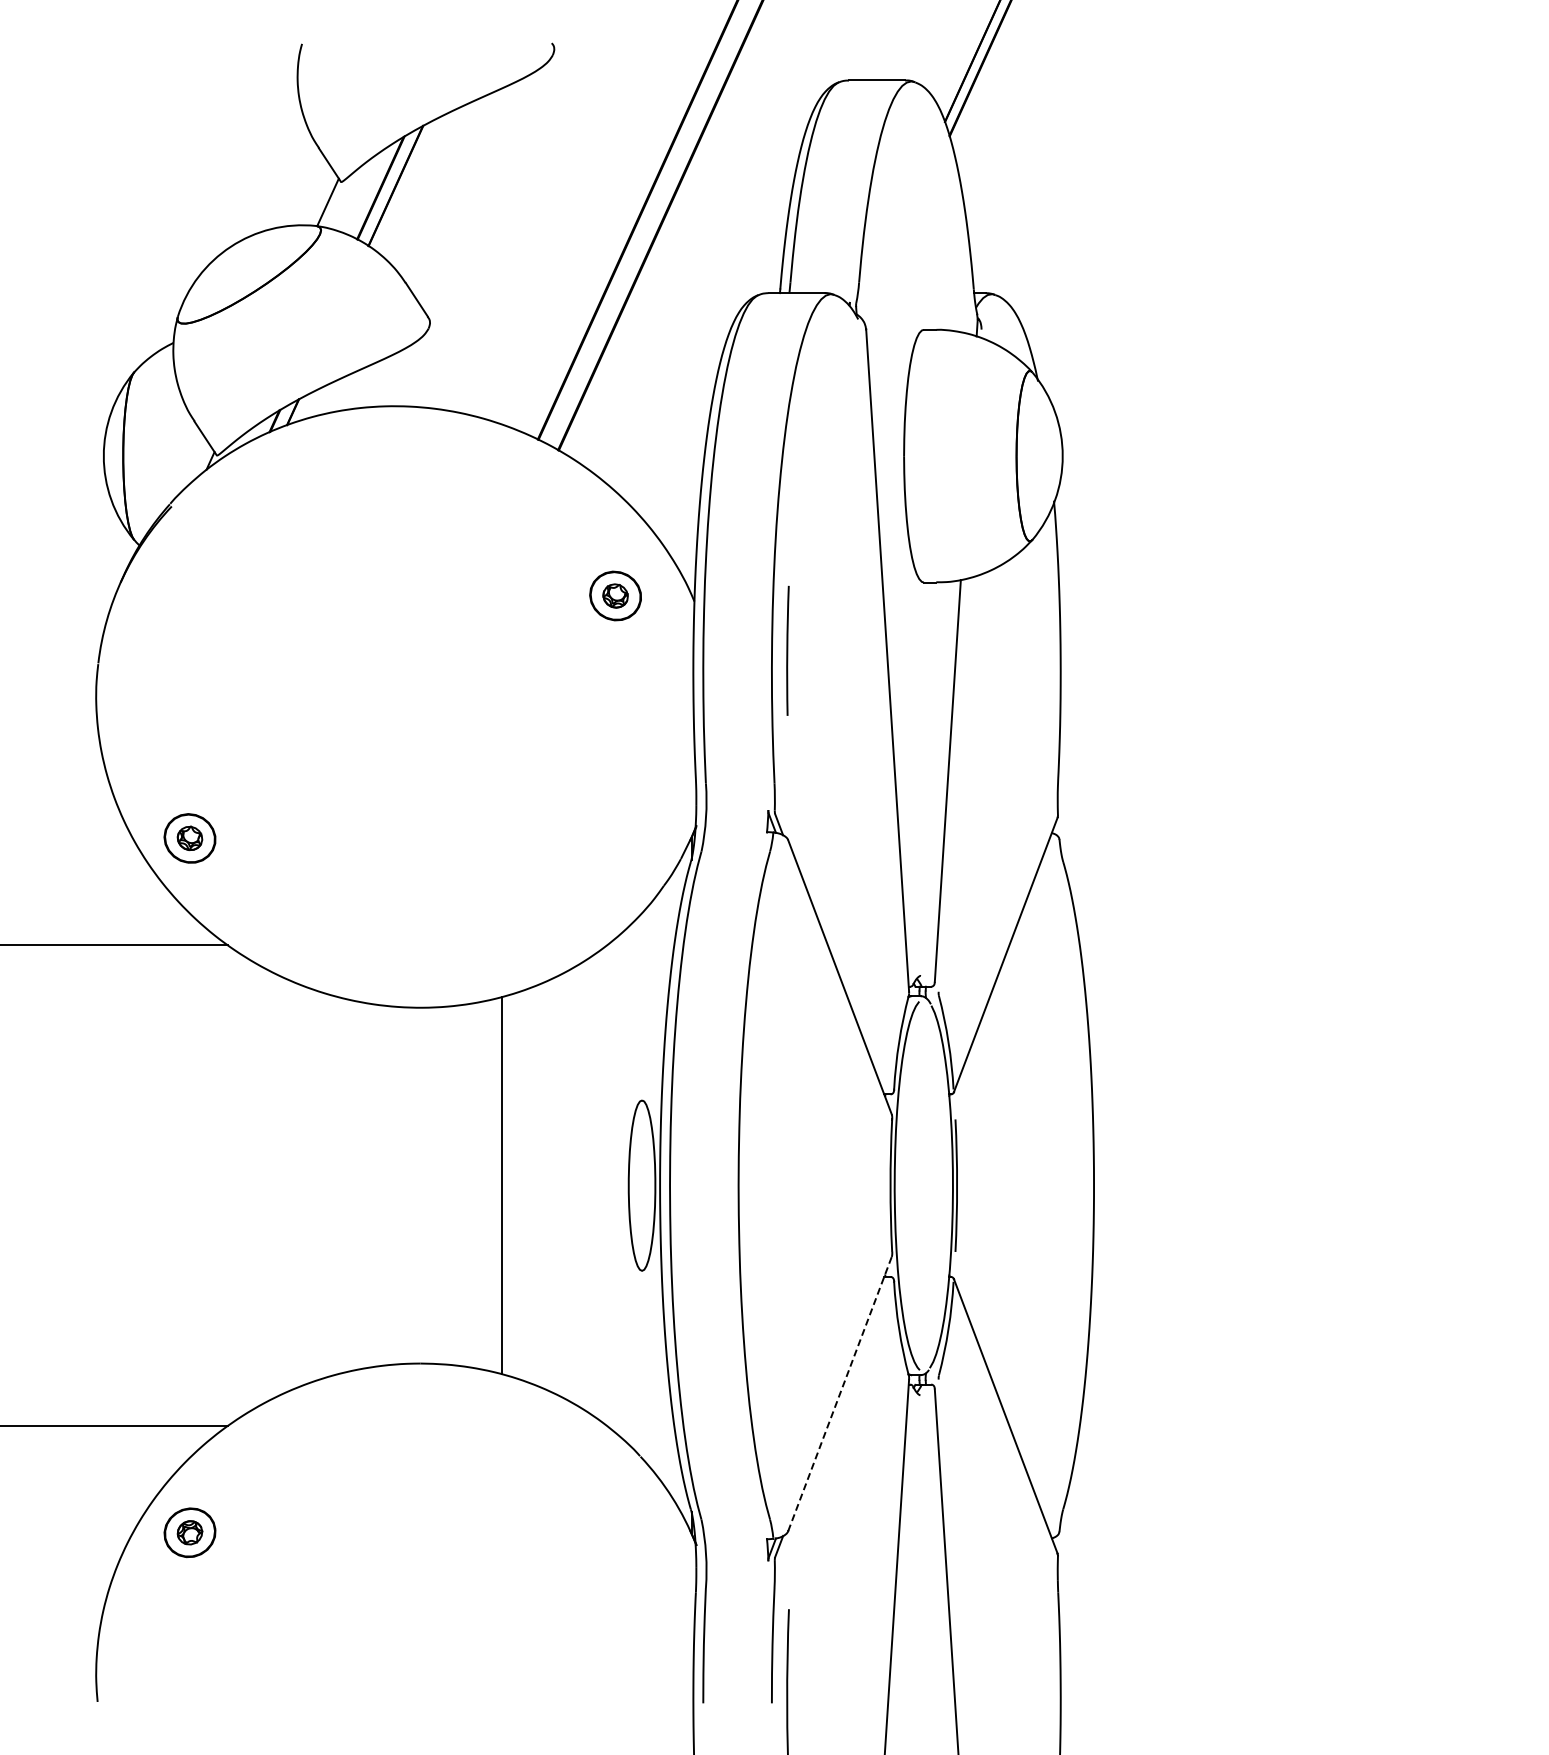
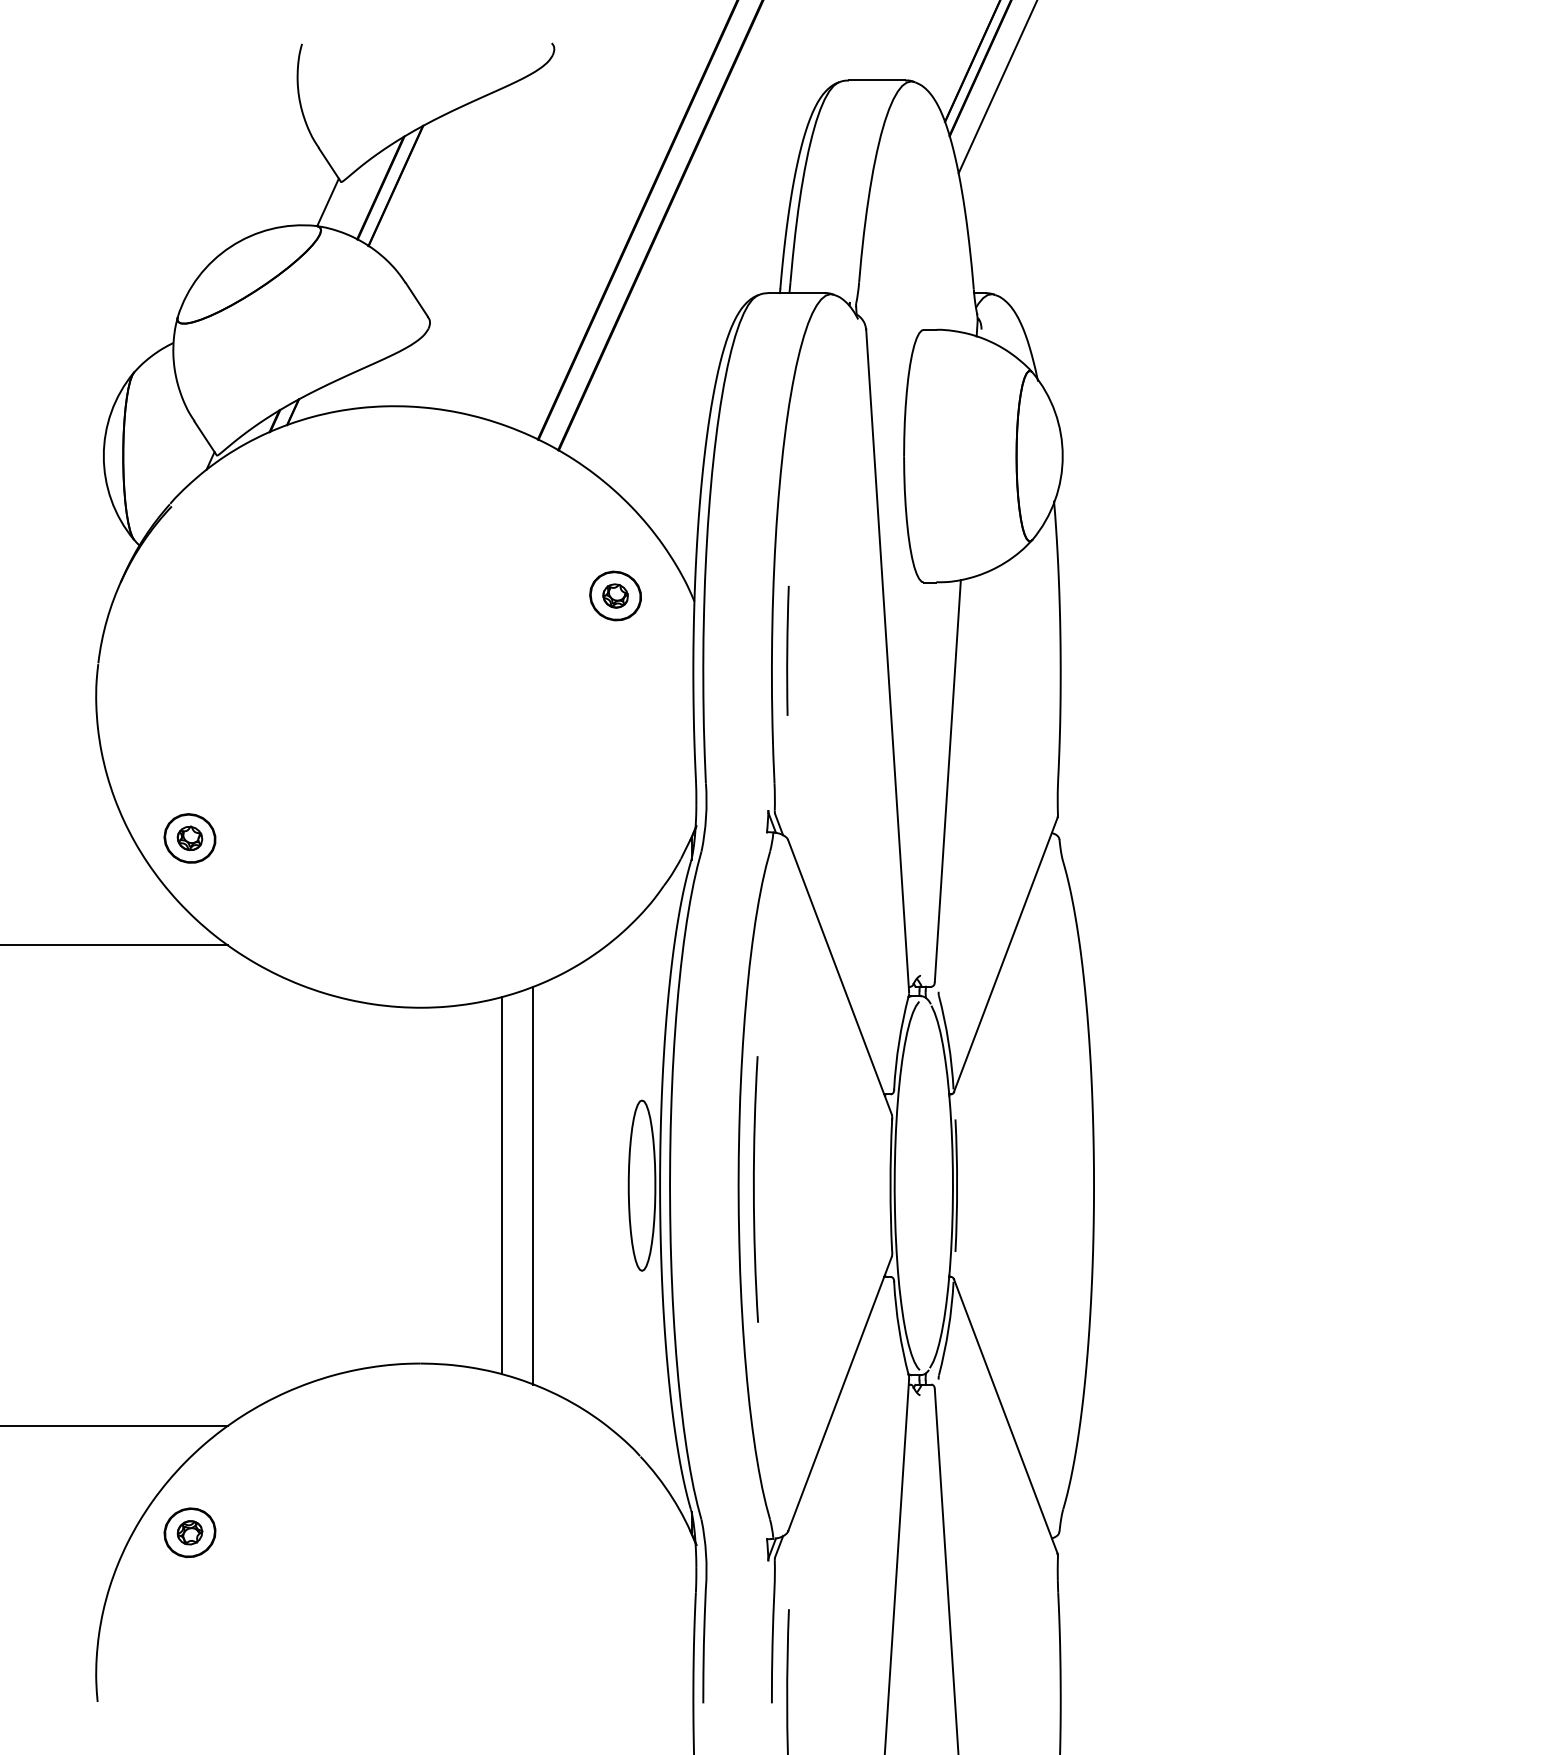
line: none -> present (997, 87)
line: none -> present (533, 1185)
arc: none -> present (754, 1189)
line: dashed -> solid (839, 1394)
